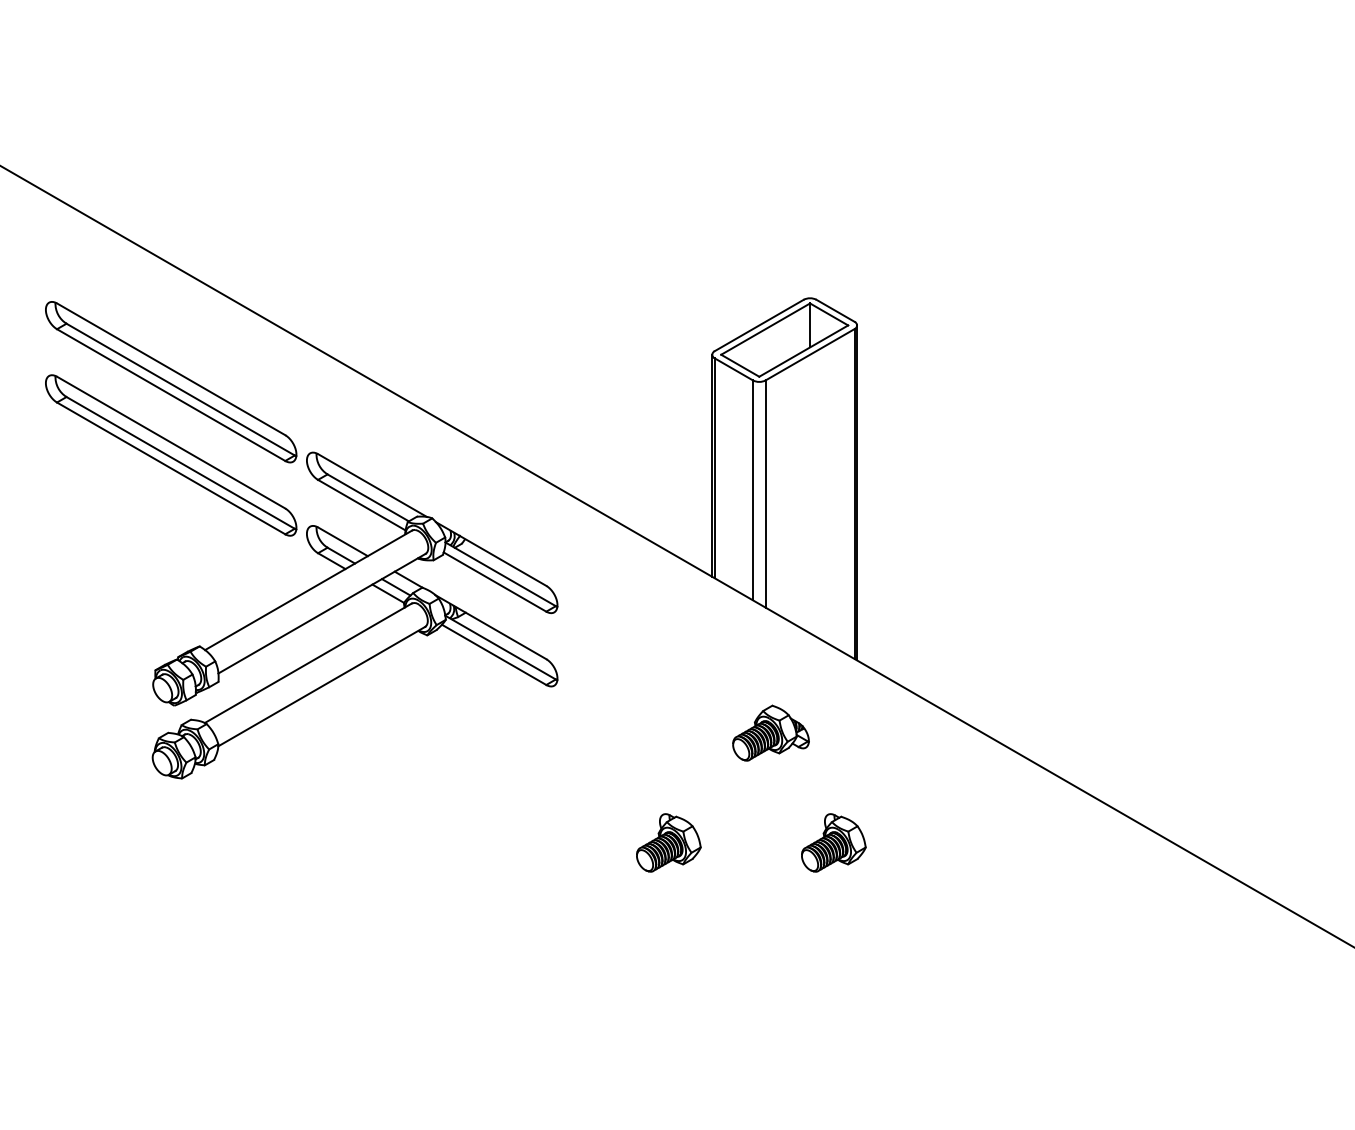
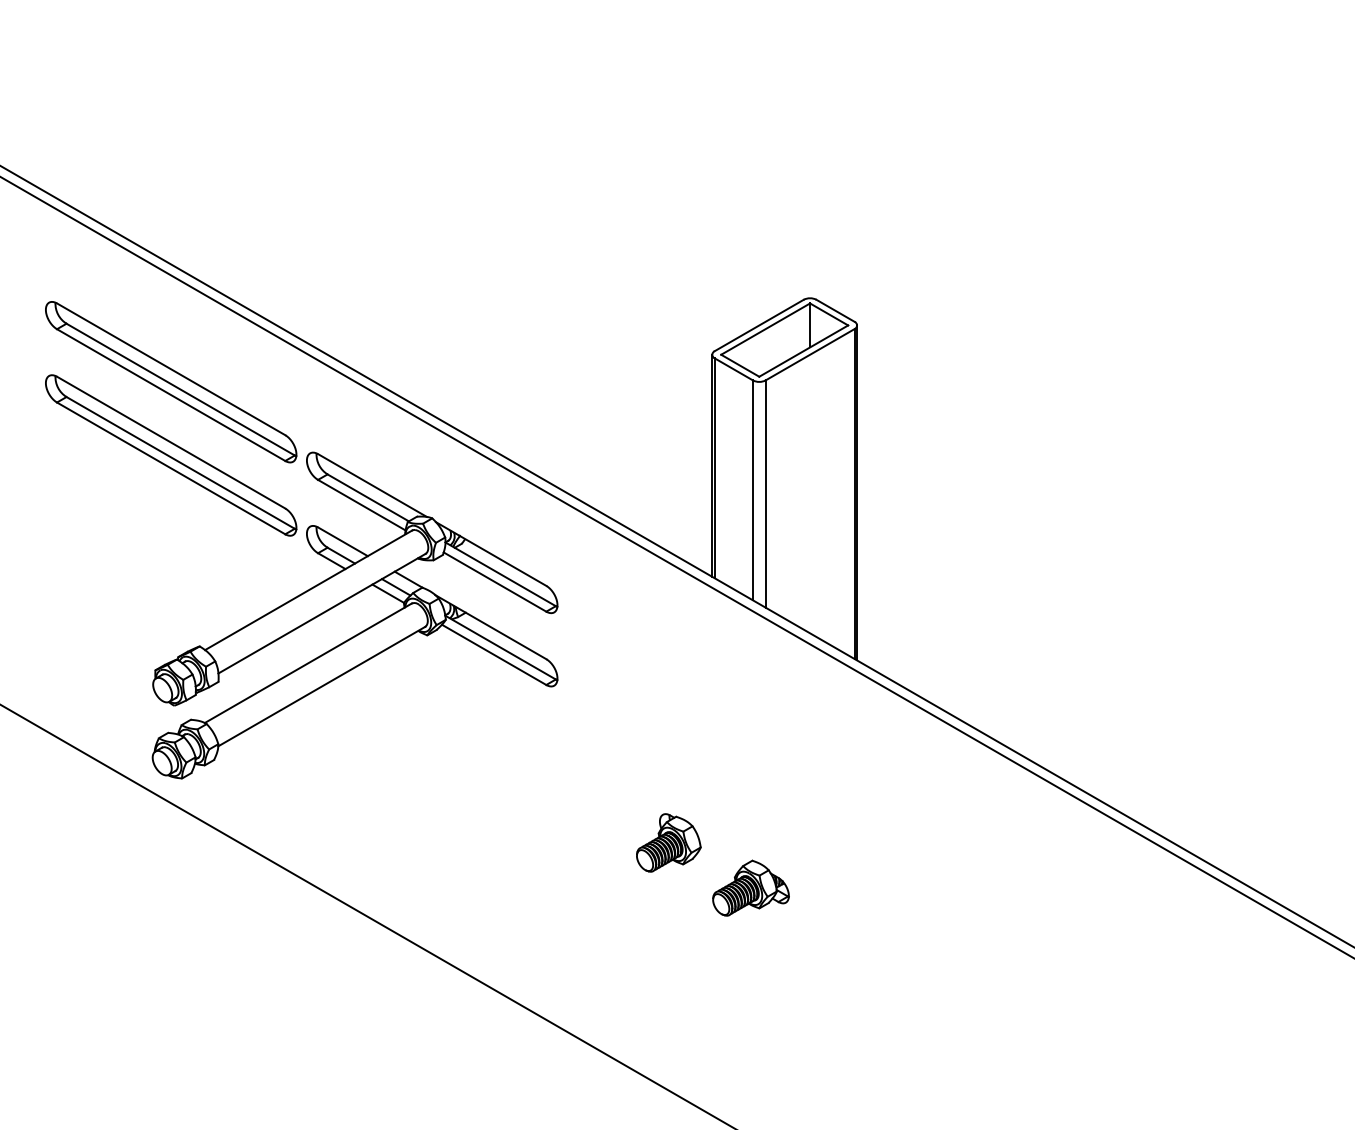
line: none -> present (676, 567)
part position: (770, 732) -> (750, 887) (750, 887)
part: present -> none (833, 842)
line: none -> present (366, 915)
